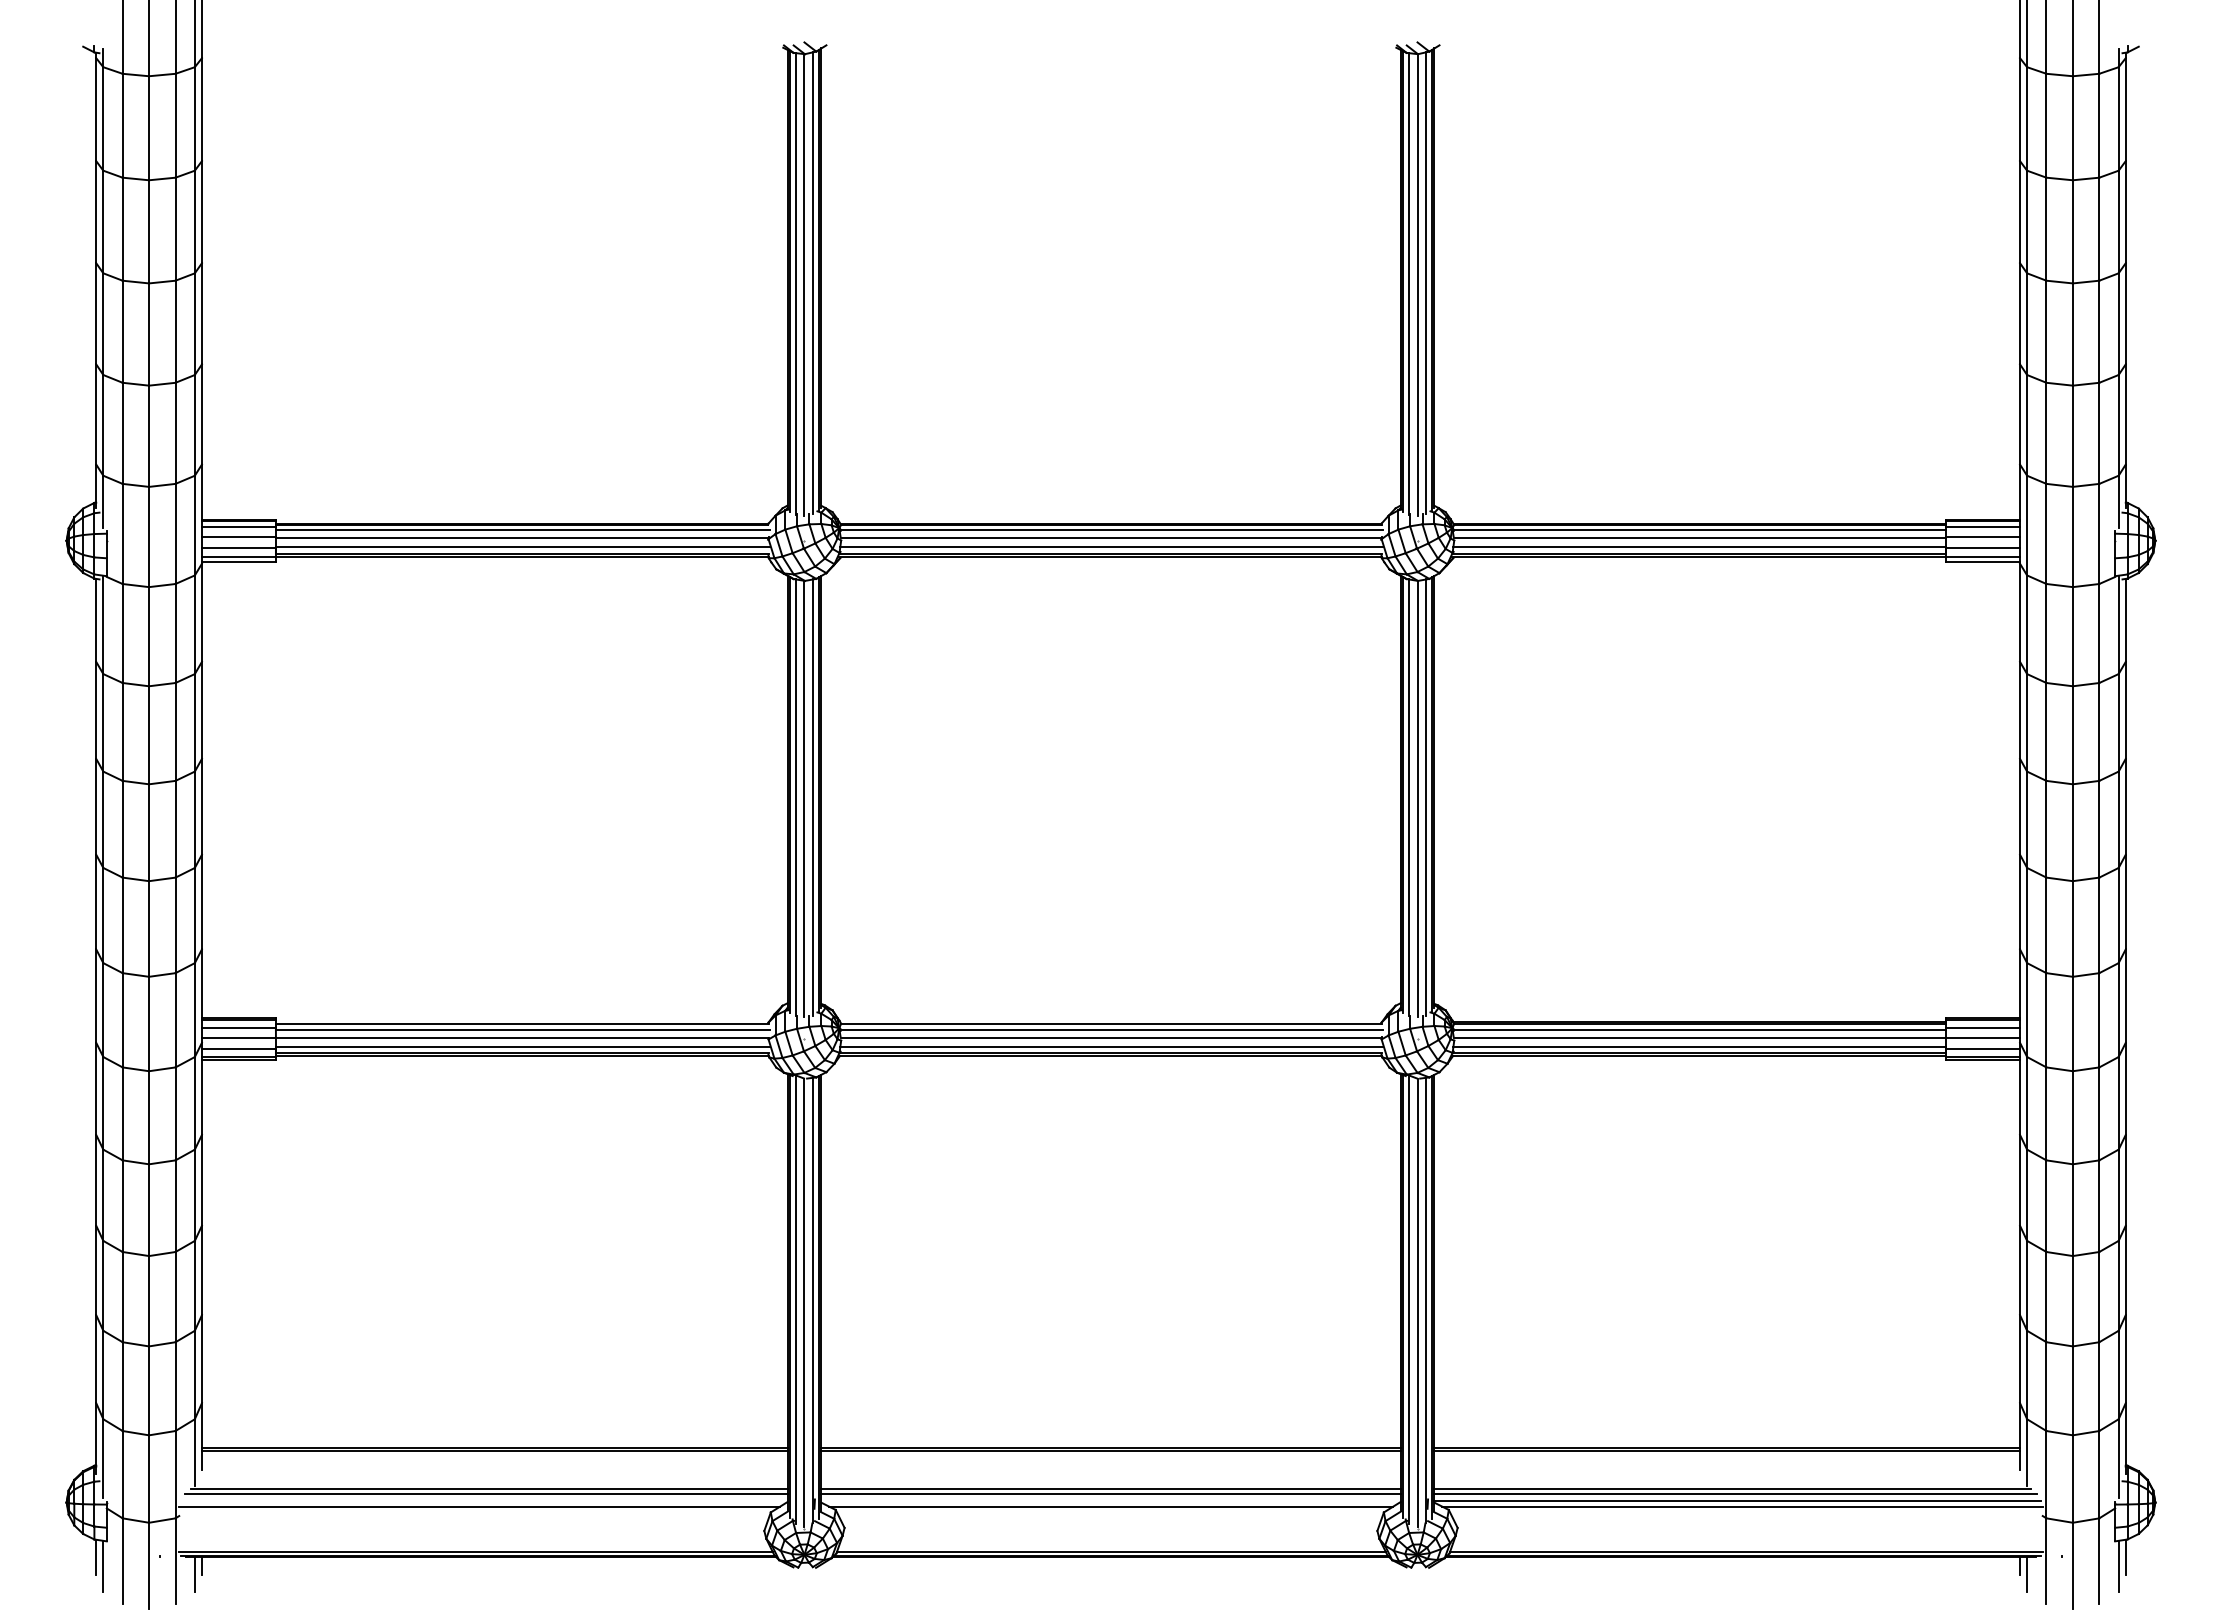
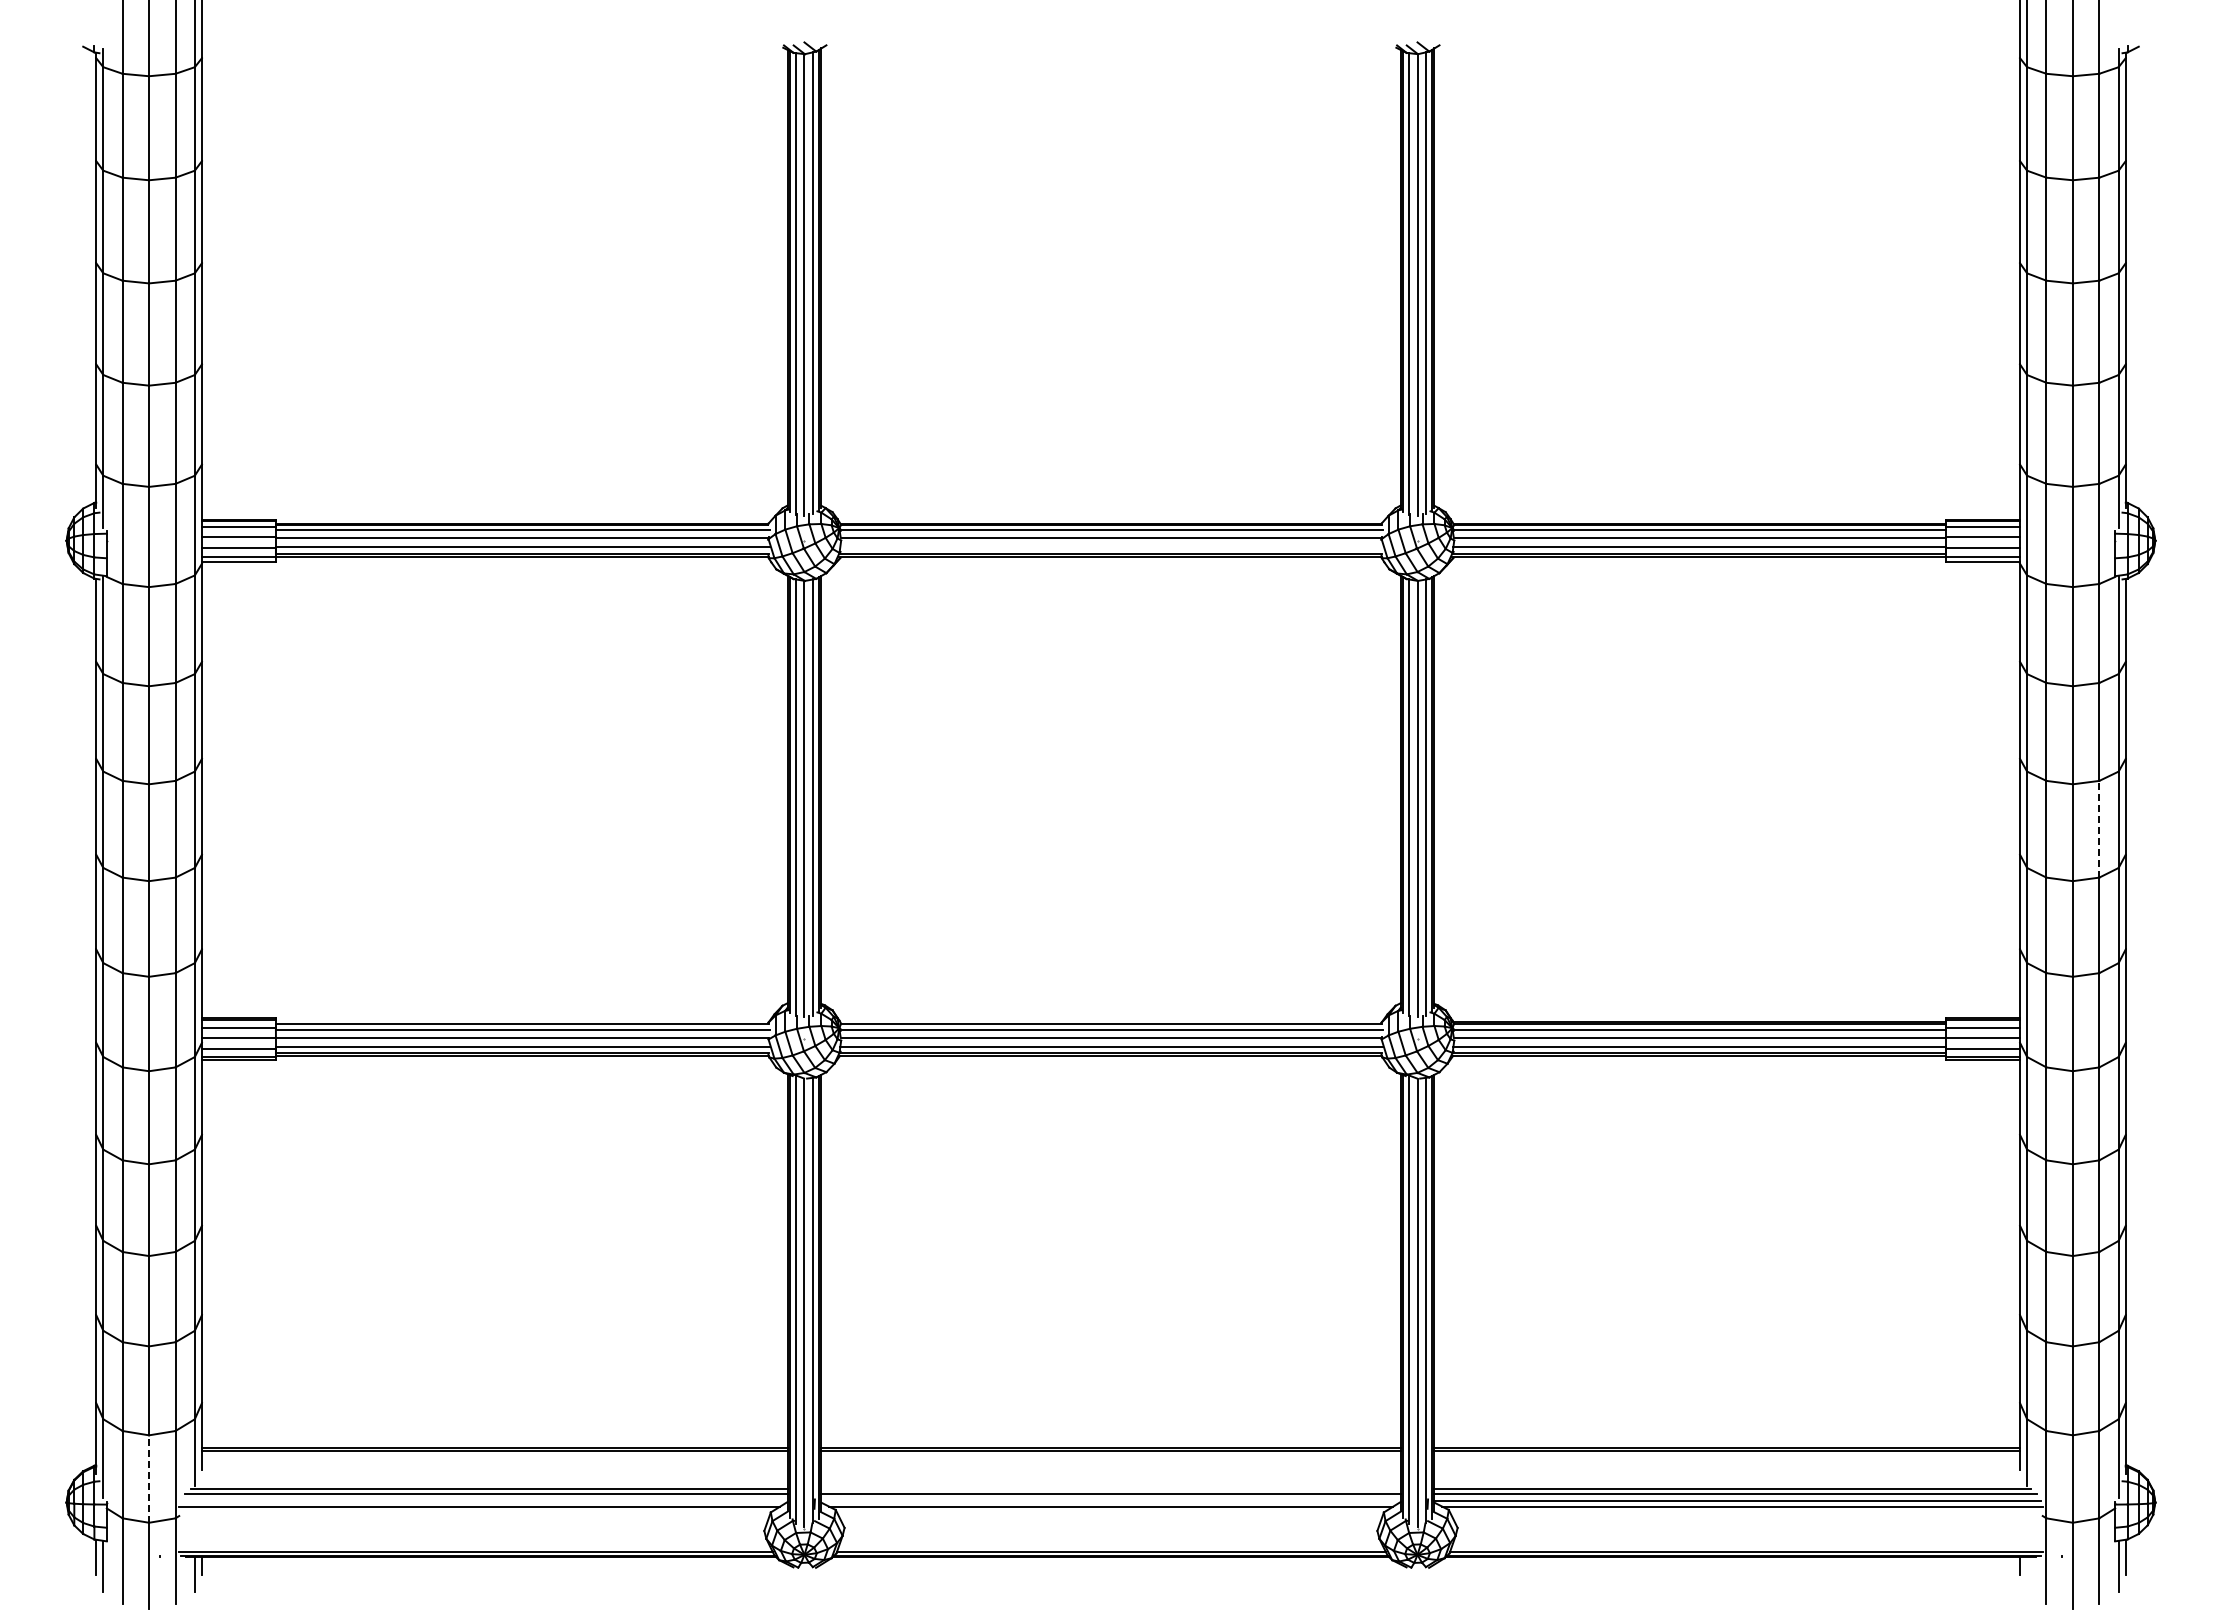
line: present -> none (1111, 546)
line: solid -> dashed (2099, 828)
line: solid -> dashed (149, 1479)
line: present -> none (1110, 1488)
line: present -> none (2027, 1573)
